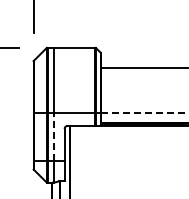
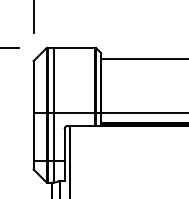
line position: (143, 67) -> (143, 58) (143, 58)
line: dashed -> solid (145, 112)
line: dashed -> solid (53, 136)
